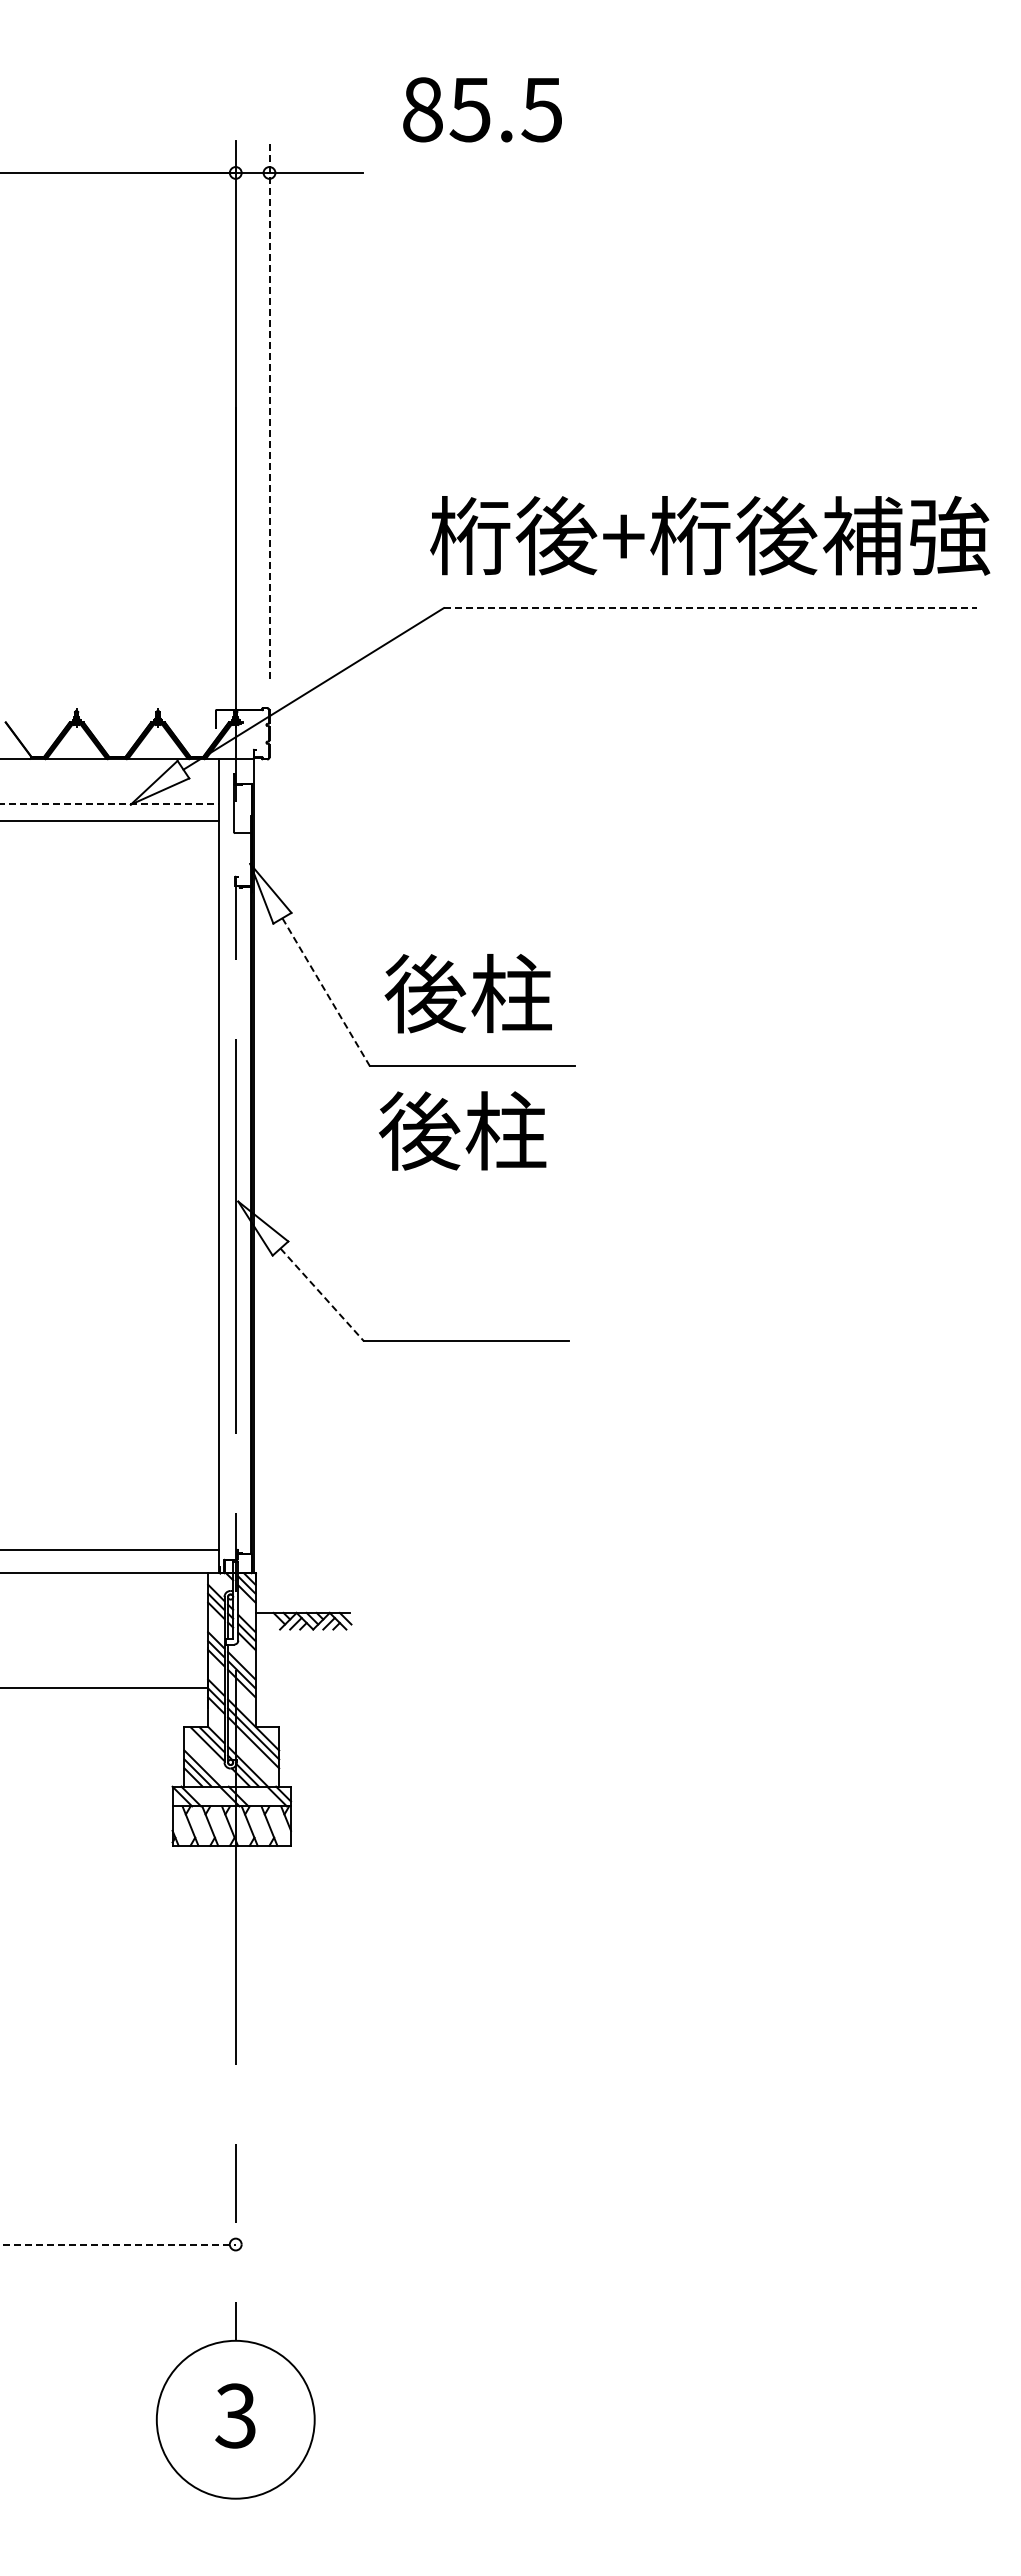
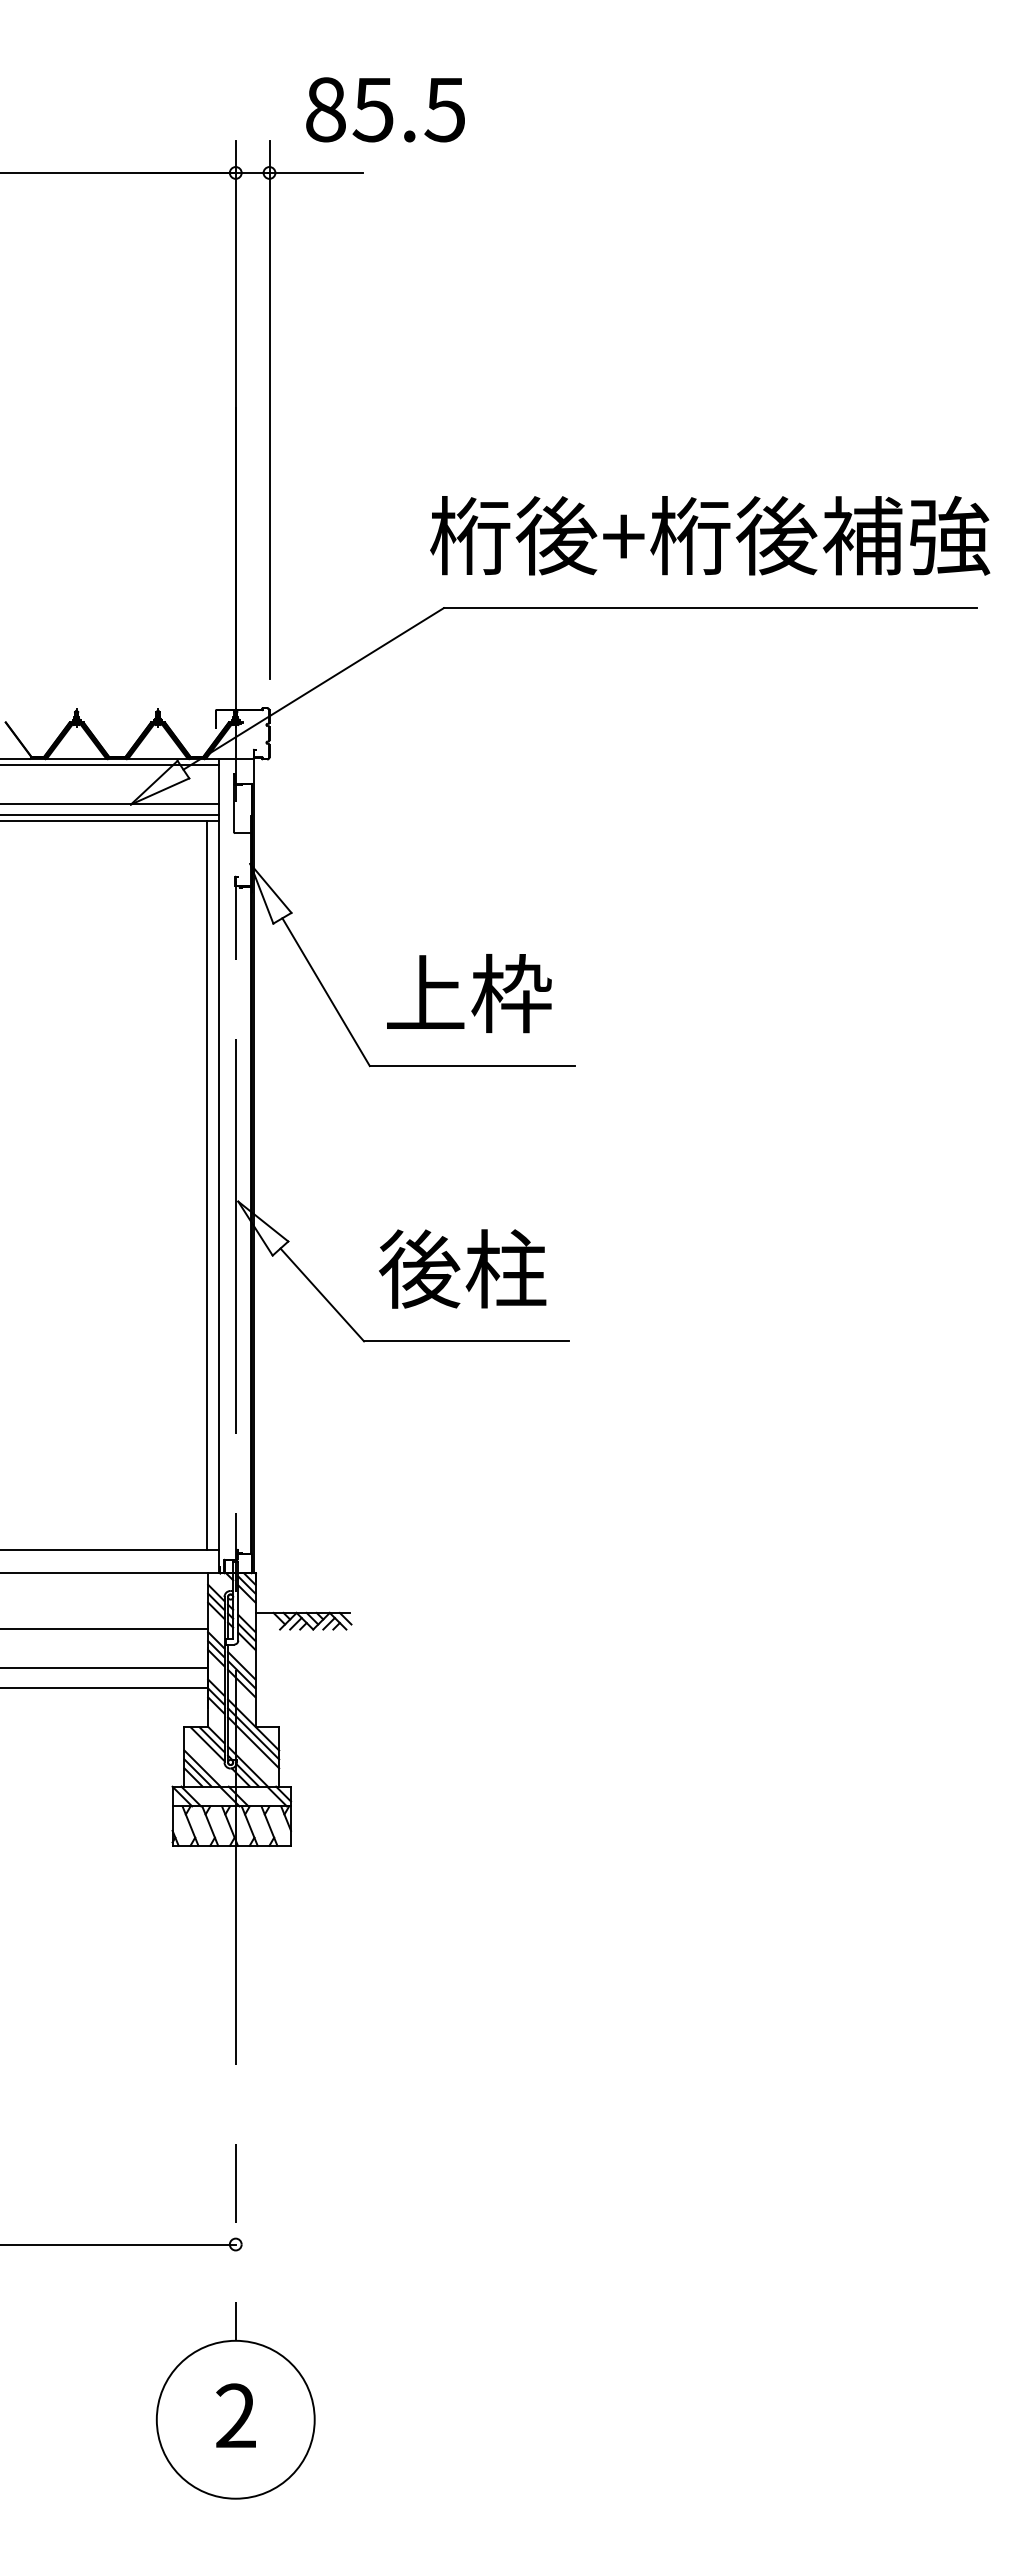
text position: (482, 109) -> (385, 109) (385, 109)
line: dashed -> solid (269, 409)
line: dashed -> solid (710, 608)
line: none -> present (110, 764)
line: dashed -> solid (110, 804)
line: none -> present (110, 814)
line: dashed -> solid (326, 992)
text: 後柱 -> 上枠 (467, 993)
text position: (462, 1130) -> (462, 1268) (462, 1268)
line: none -> present (207, 1184)
line: dashed -> solid (322, 1295)
line: none -> present (105, 1628)
line: none -> present (105, 1668)
line: dashed -> solid (118, 2244)
text: 3 -> 2 (235, 2415)
